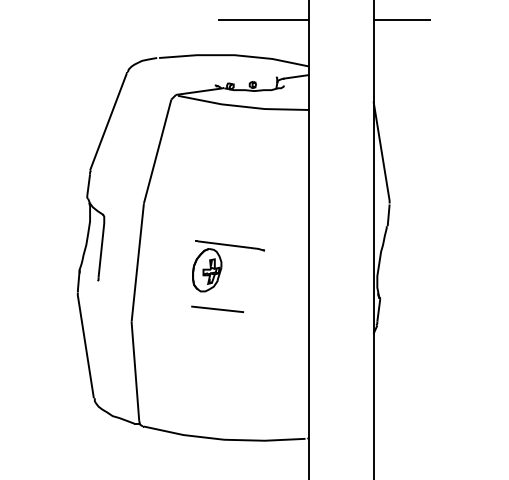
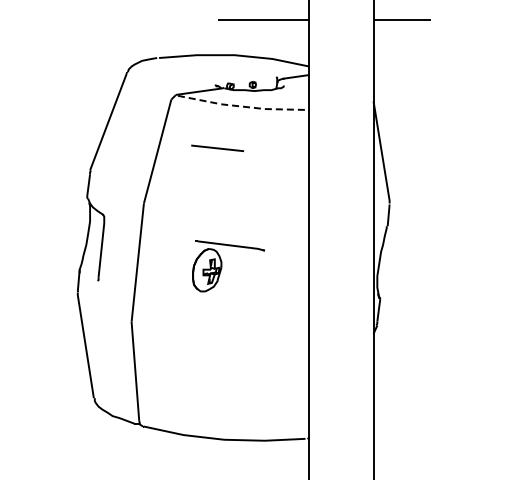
line: solid -> dashed (243, 106)
line position: (217, 309) -> (217, 148) (217, 148)
